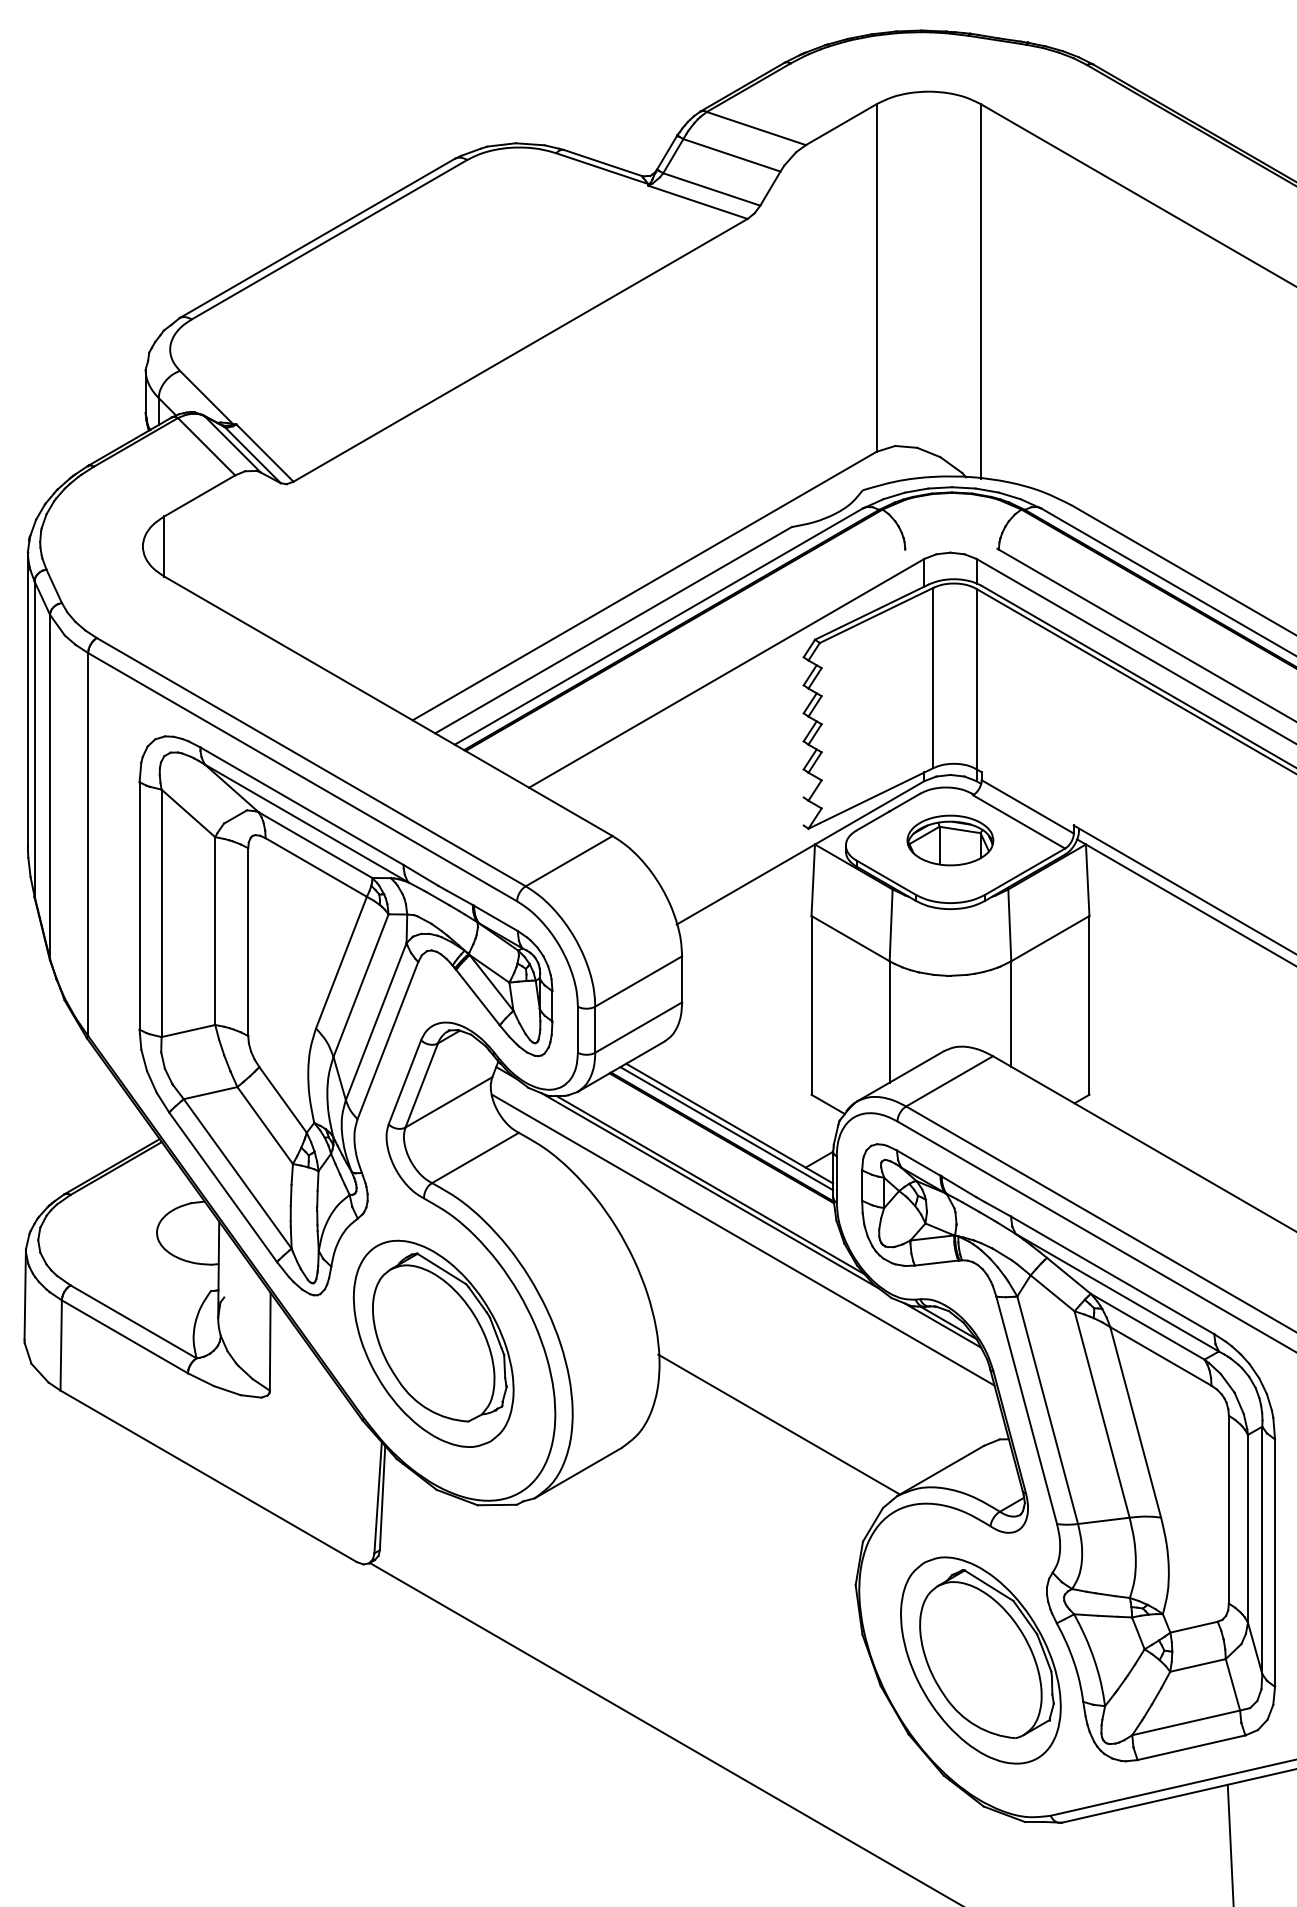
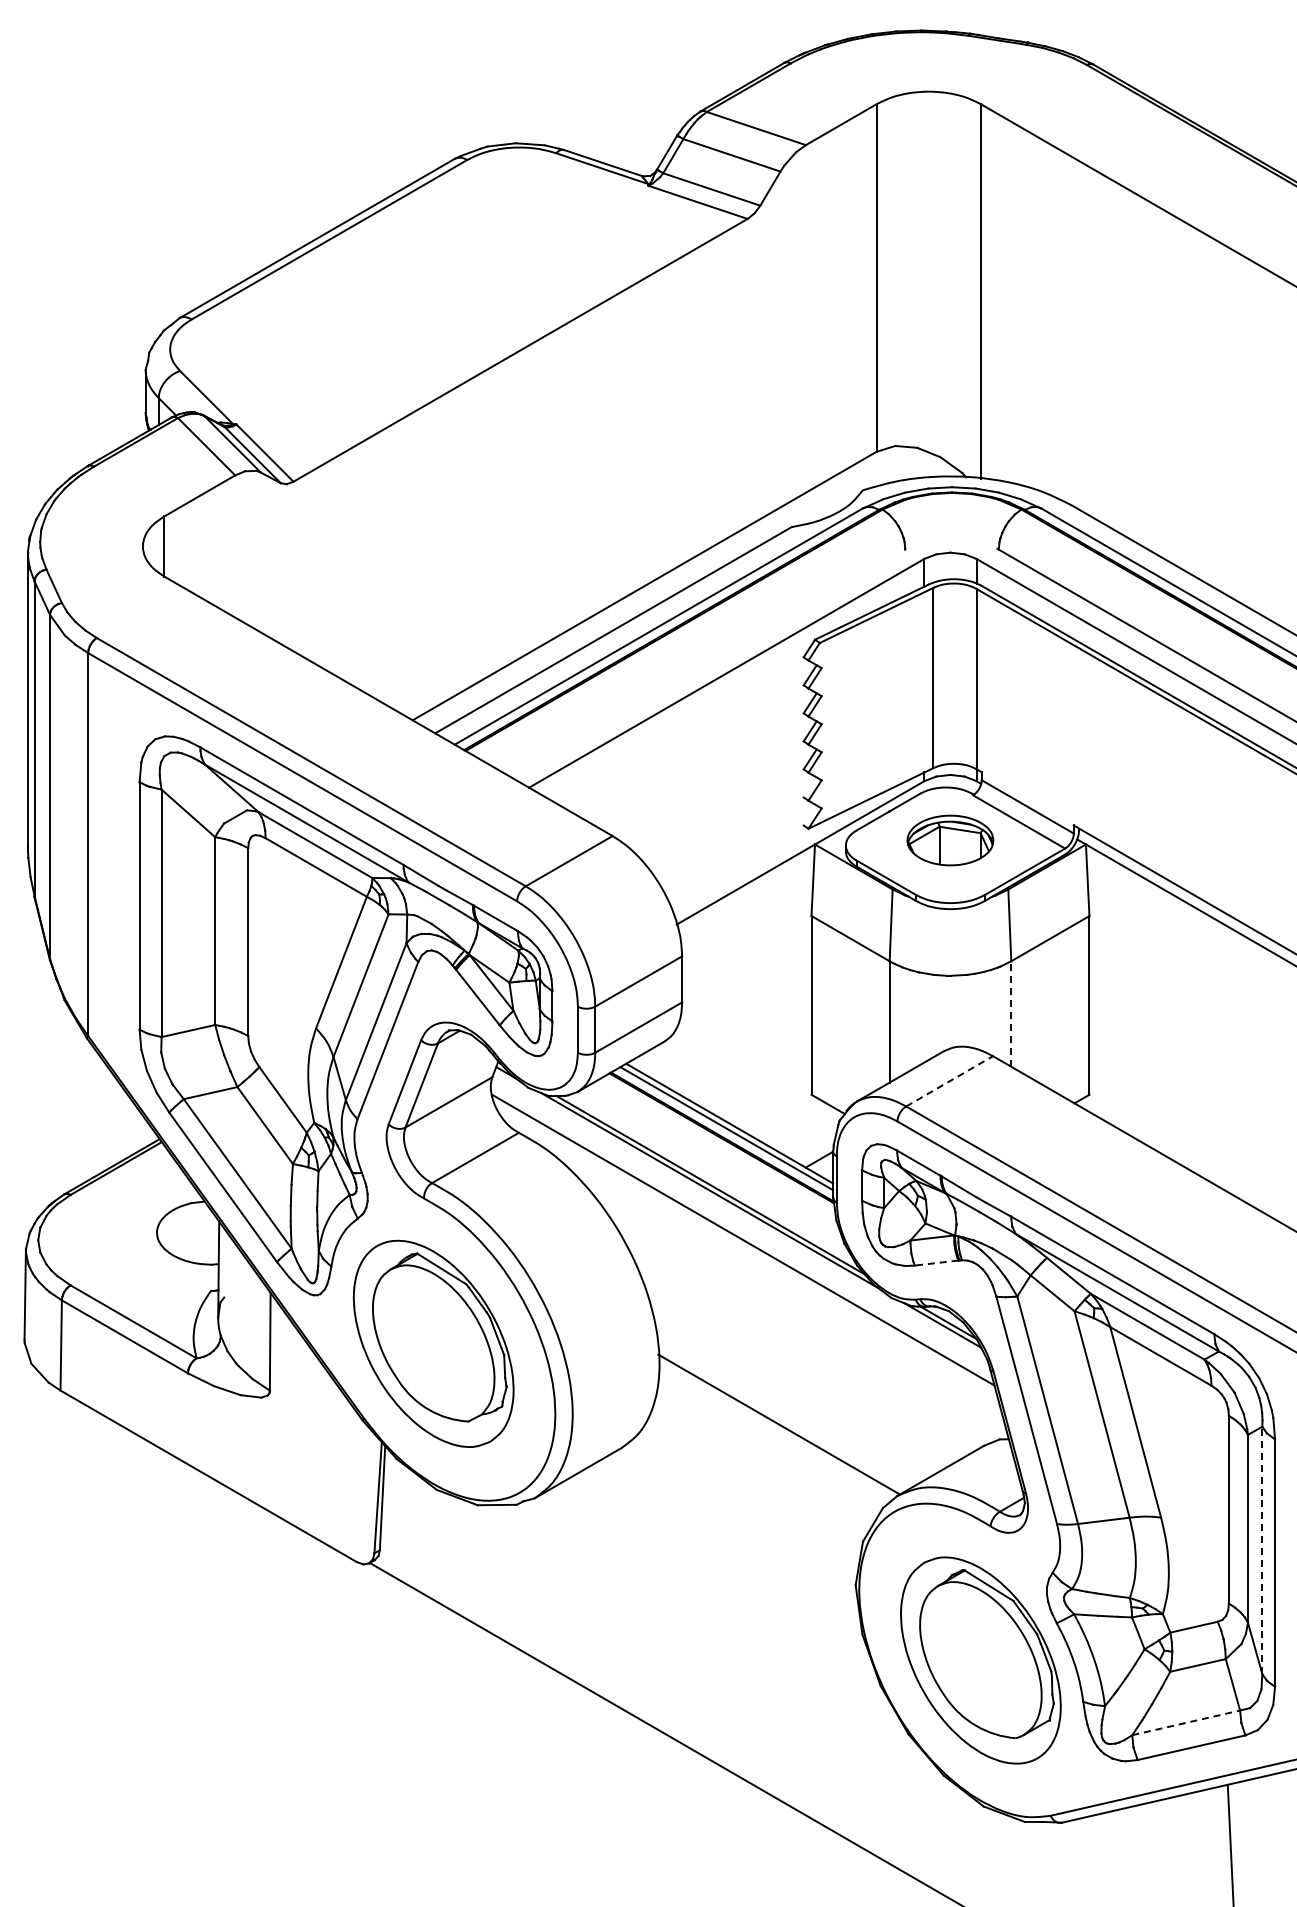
line: solid -> dashed (1011, 1014)
line: solid -> dashed (950, 1081)
line: solid -> dashed (936, 1263)
line: solid -> dashed (1262, 1550)
line: solid -> dashed (1186, 1722)
